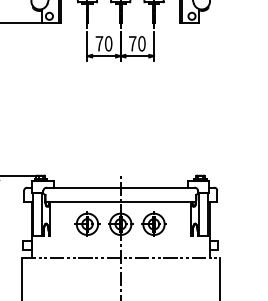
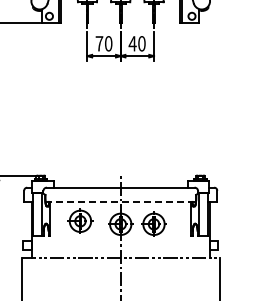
text: 70 -> 40 (132, 43)
line: solid -> dashed (121, 201)
part position: (87, 223) -> (80, 220) (80, 220)
